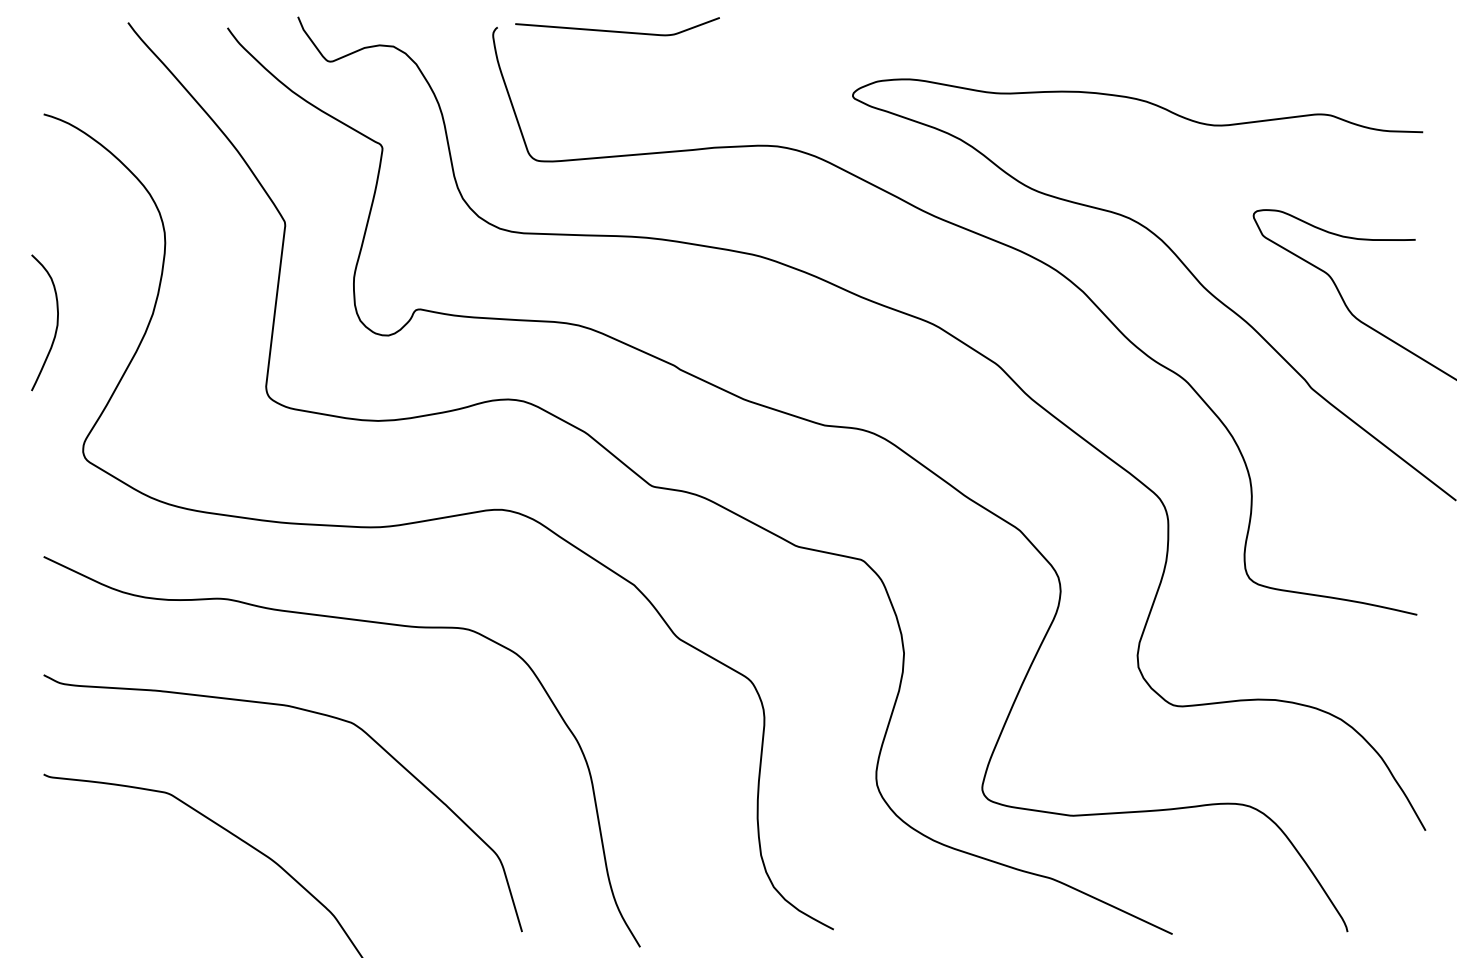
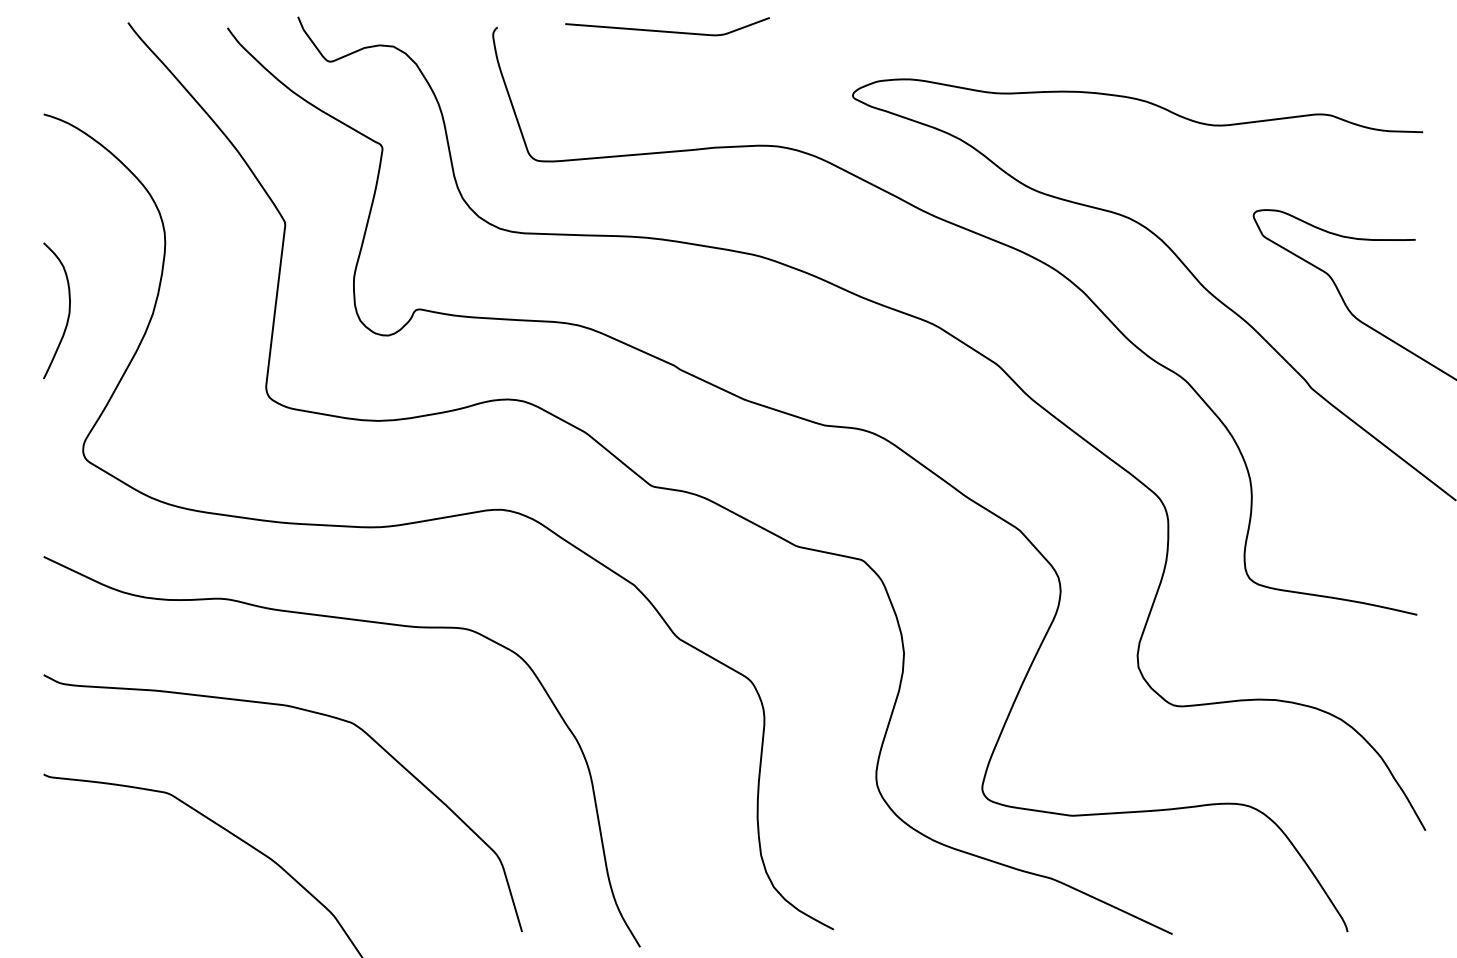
curve position: (616, 30) -> (666, 30) (666, 30)
curve position: (56, 322) -> (68, 310) (68, 310)
